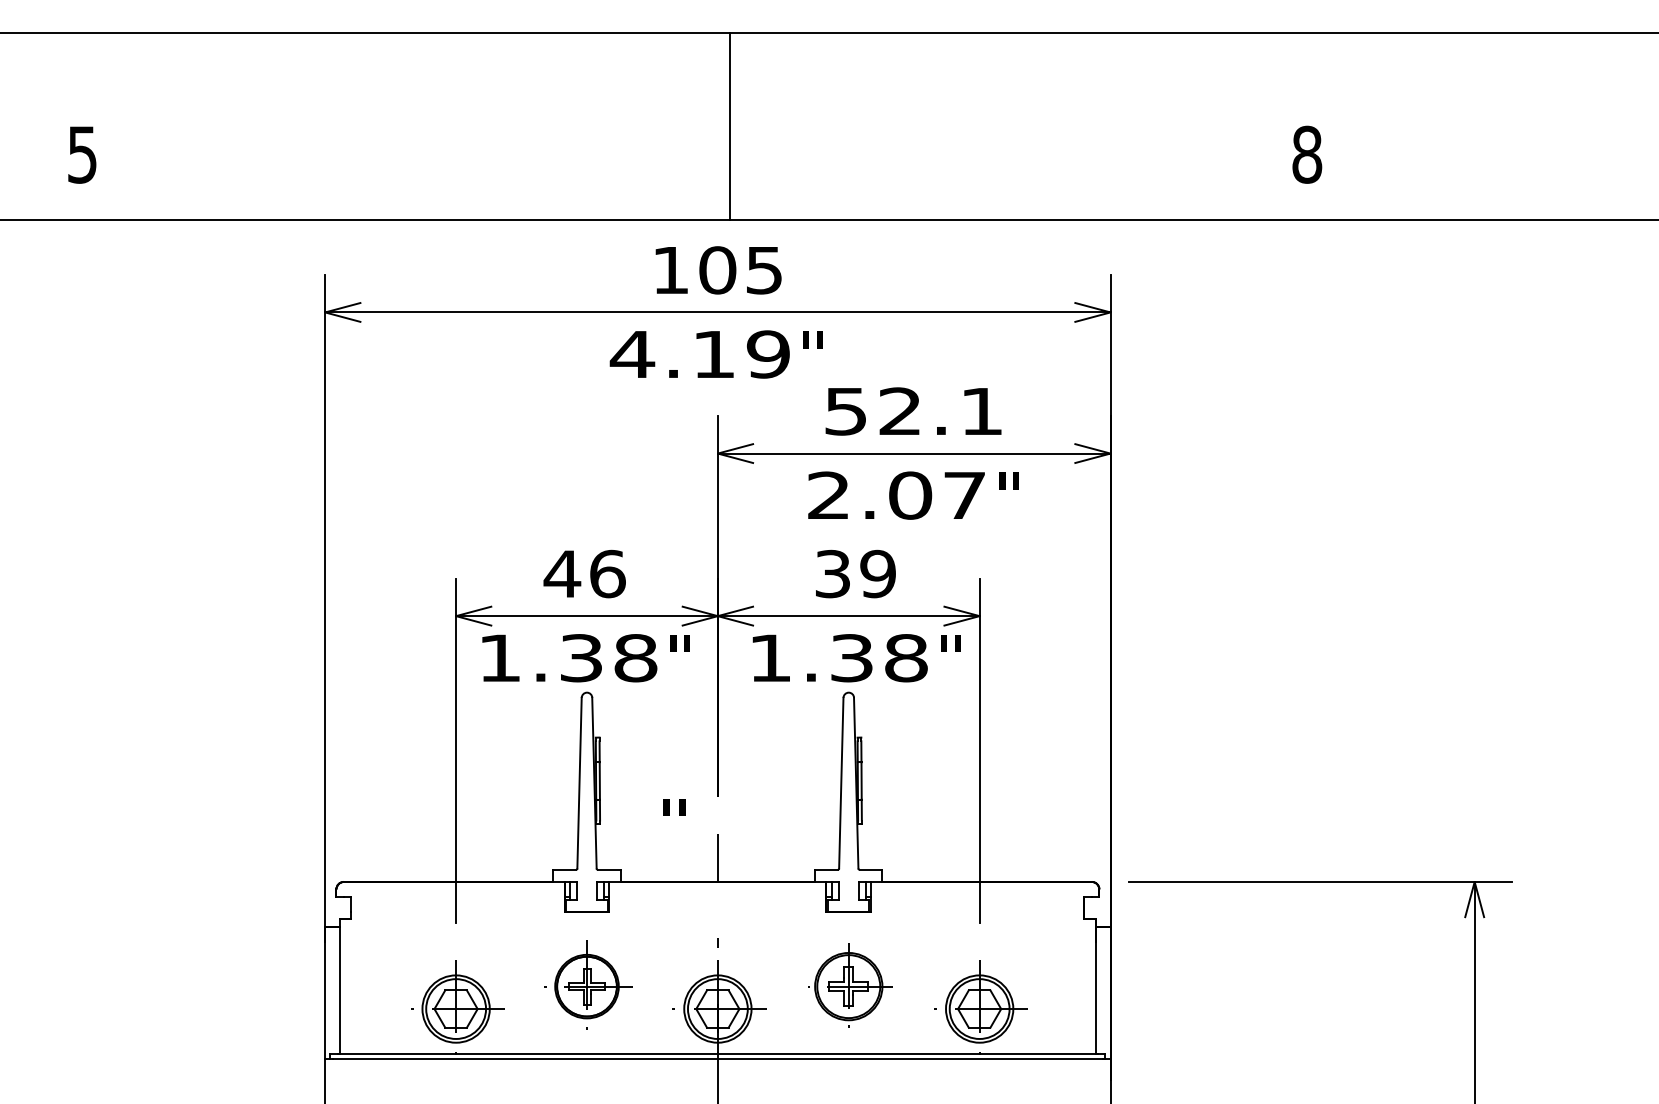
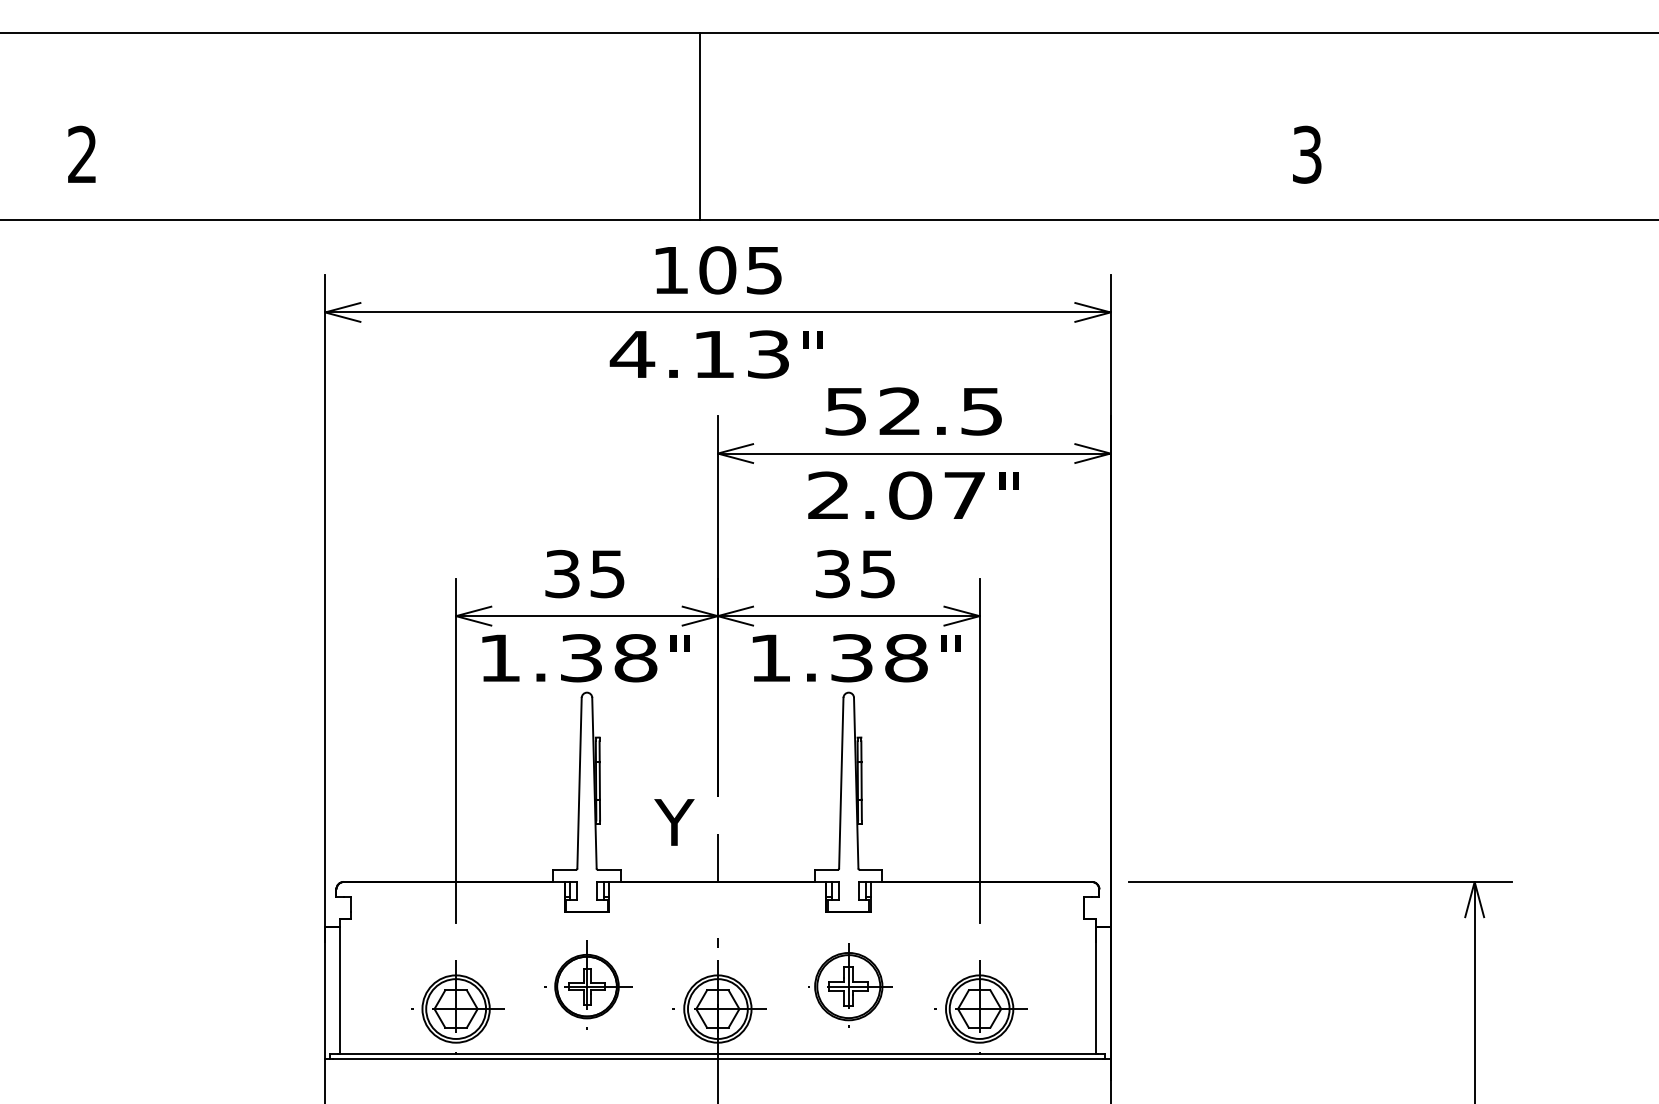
line position: (730, 126) -> (700, 126) (700, 126)
text: 5 -> 2 (82, 154)
text: 8 -> 3 (1307, 154)
text: 4.19 -> 4.13 (767, 354)
text: 52.1 -> 52.5 (981, 411)
text: 46 -> 35 (584, 573)
text: 39 -> 35 (877, 573)
text: " -> Y (674, 822)
